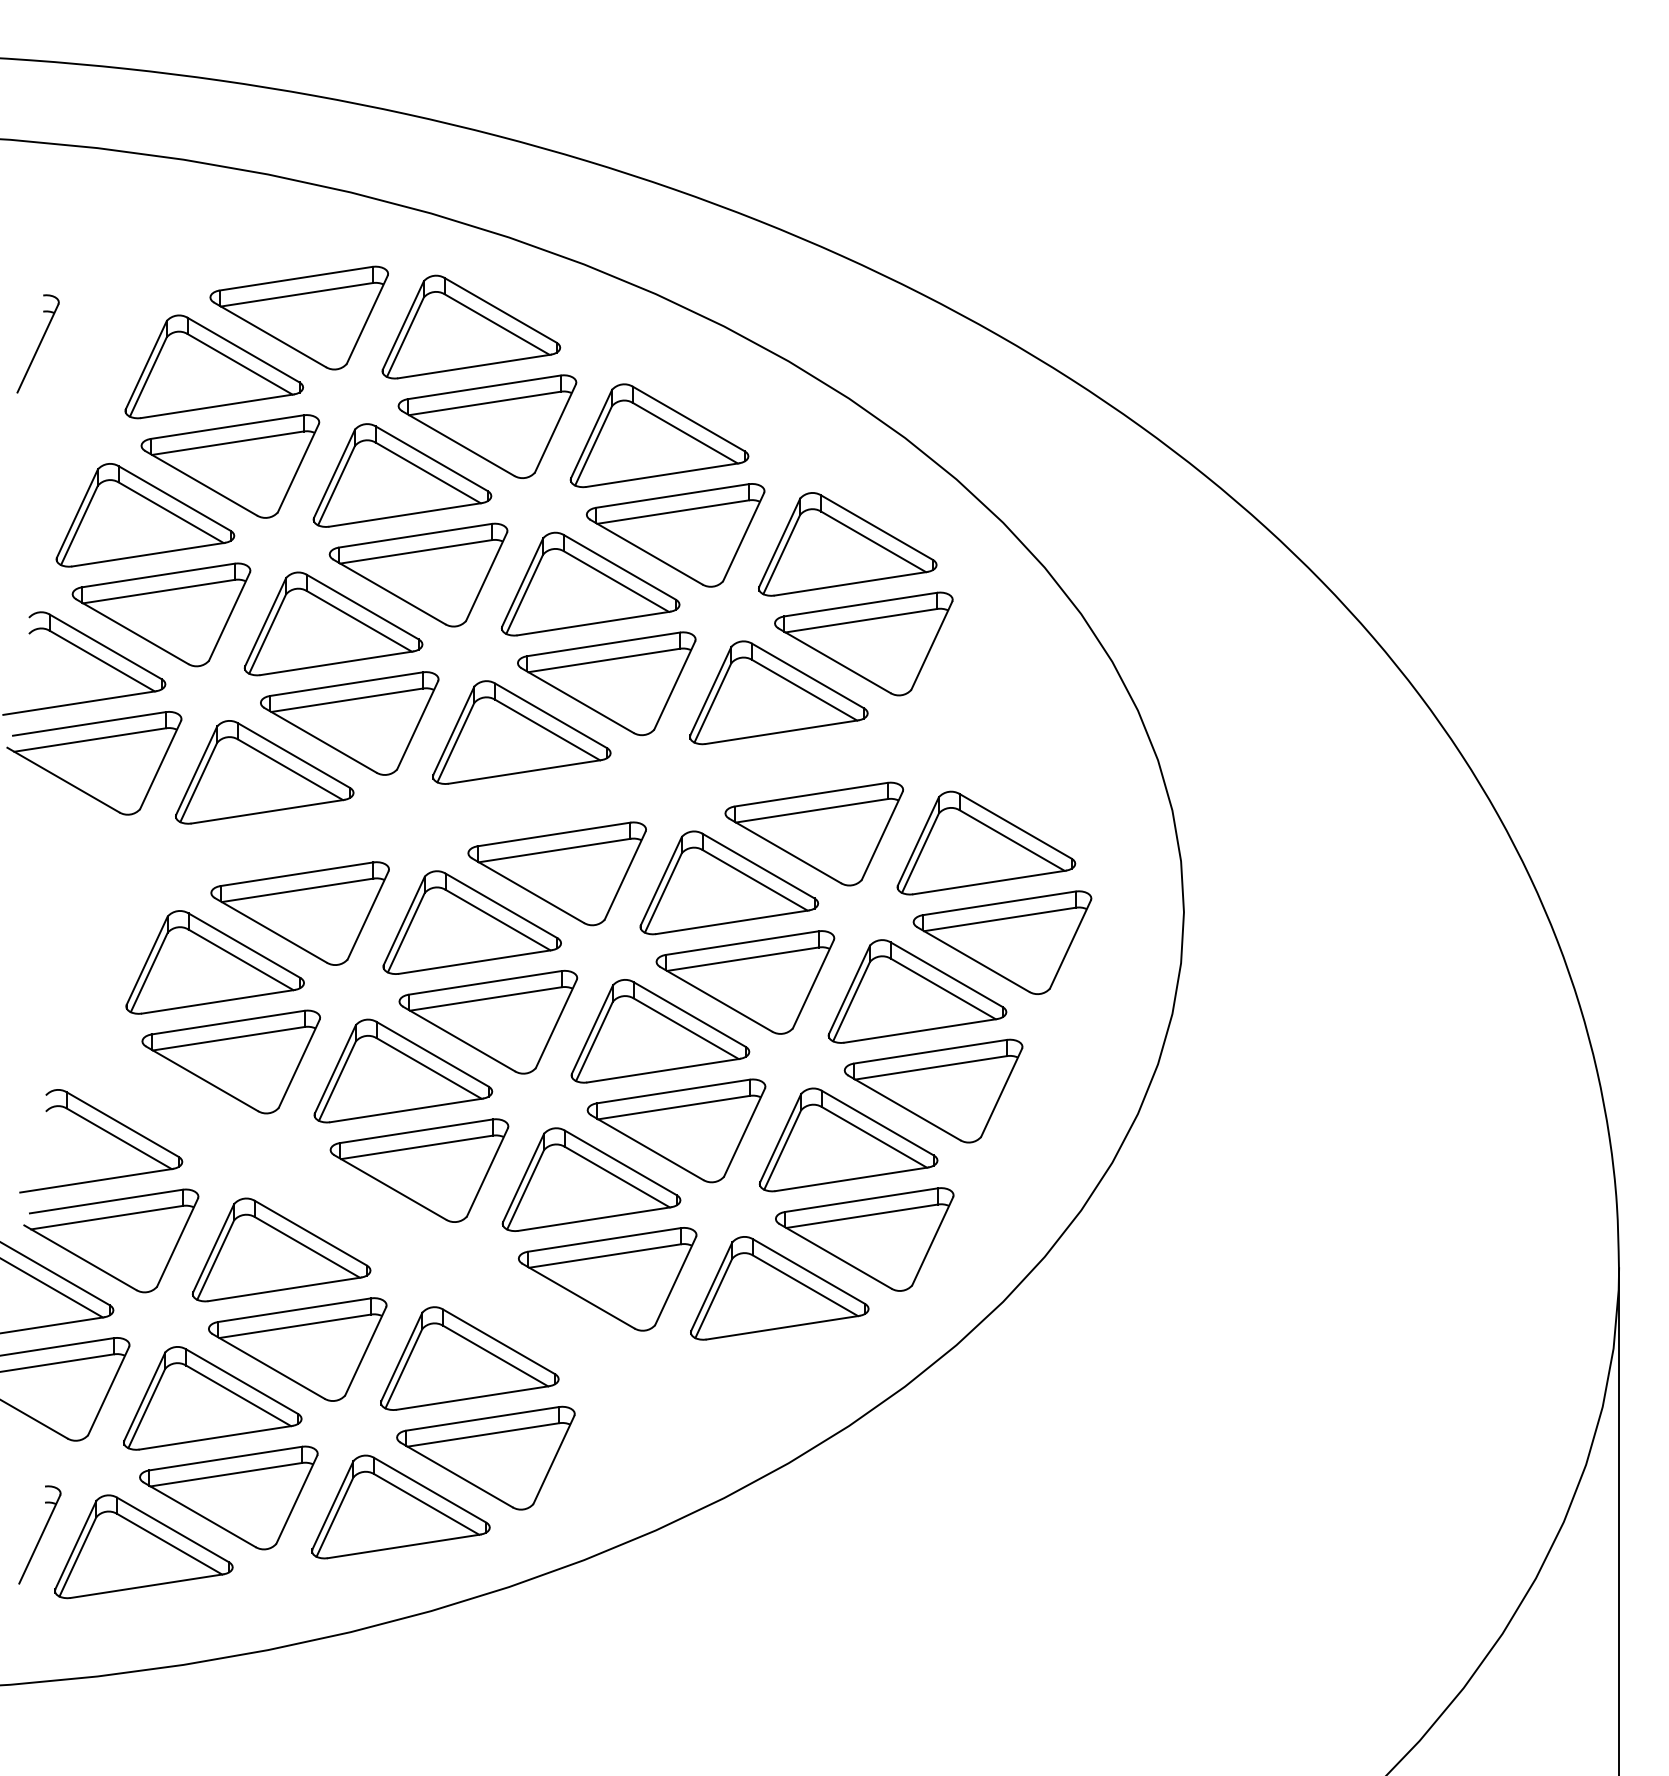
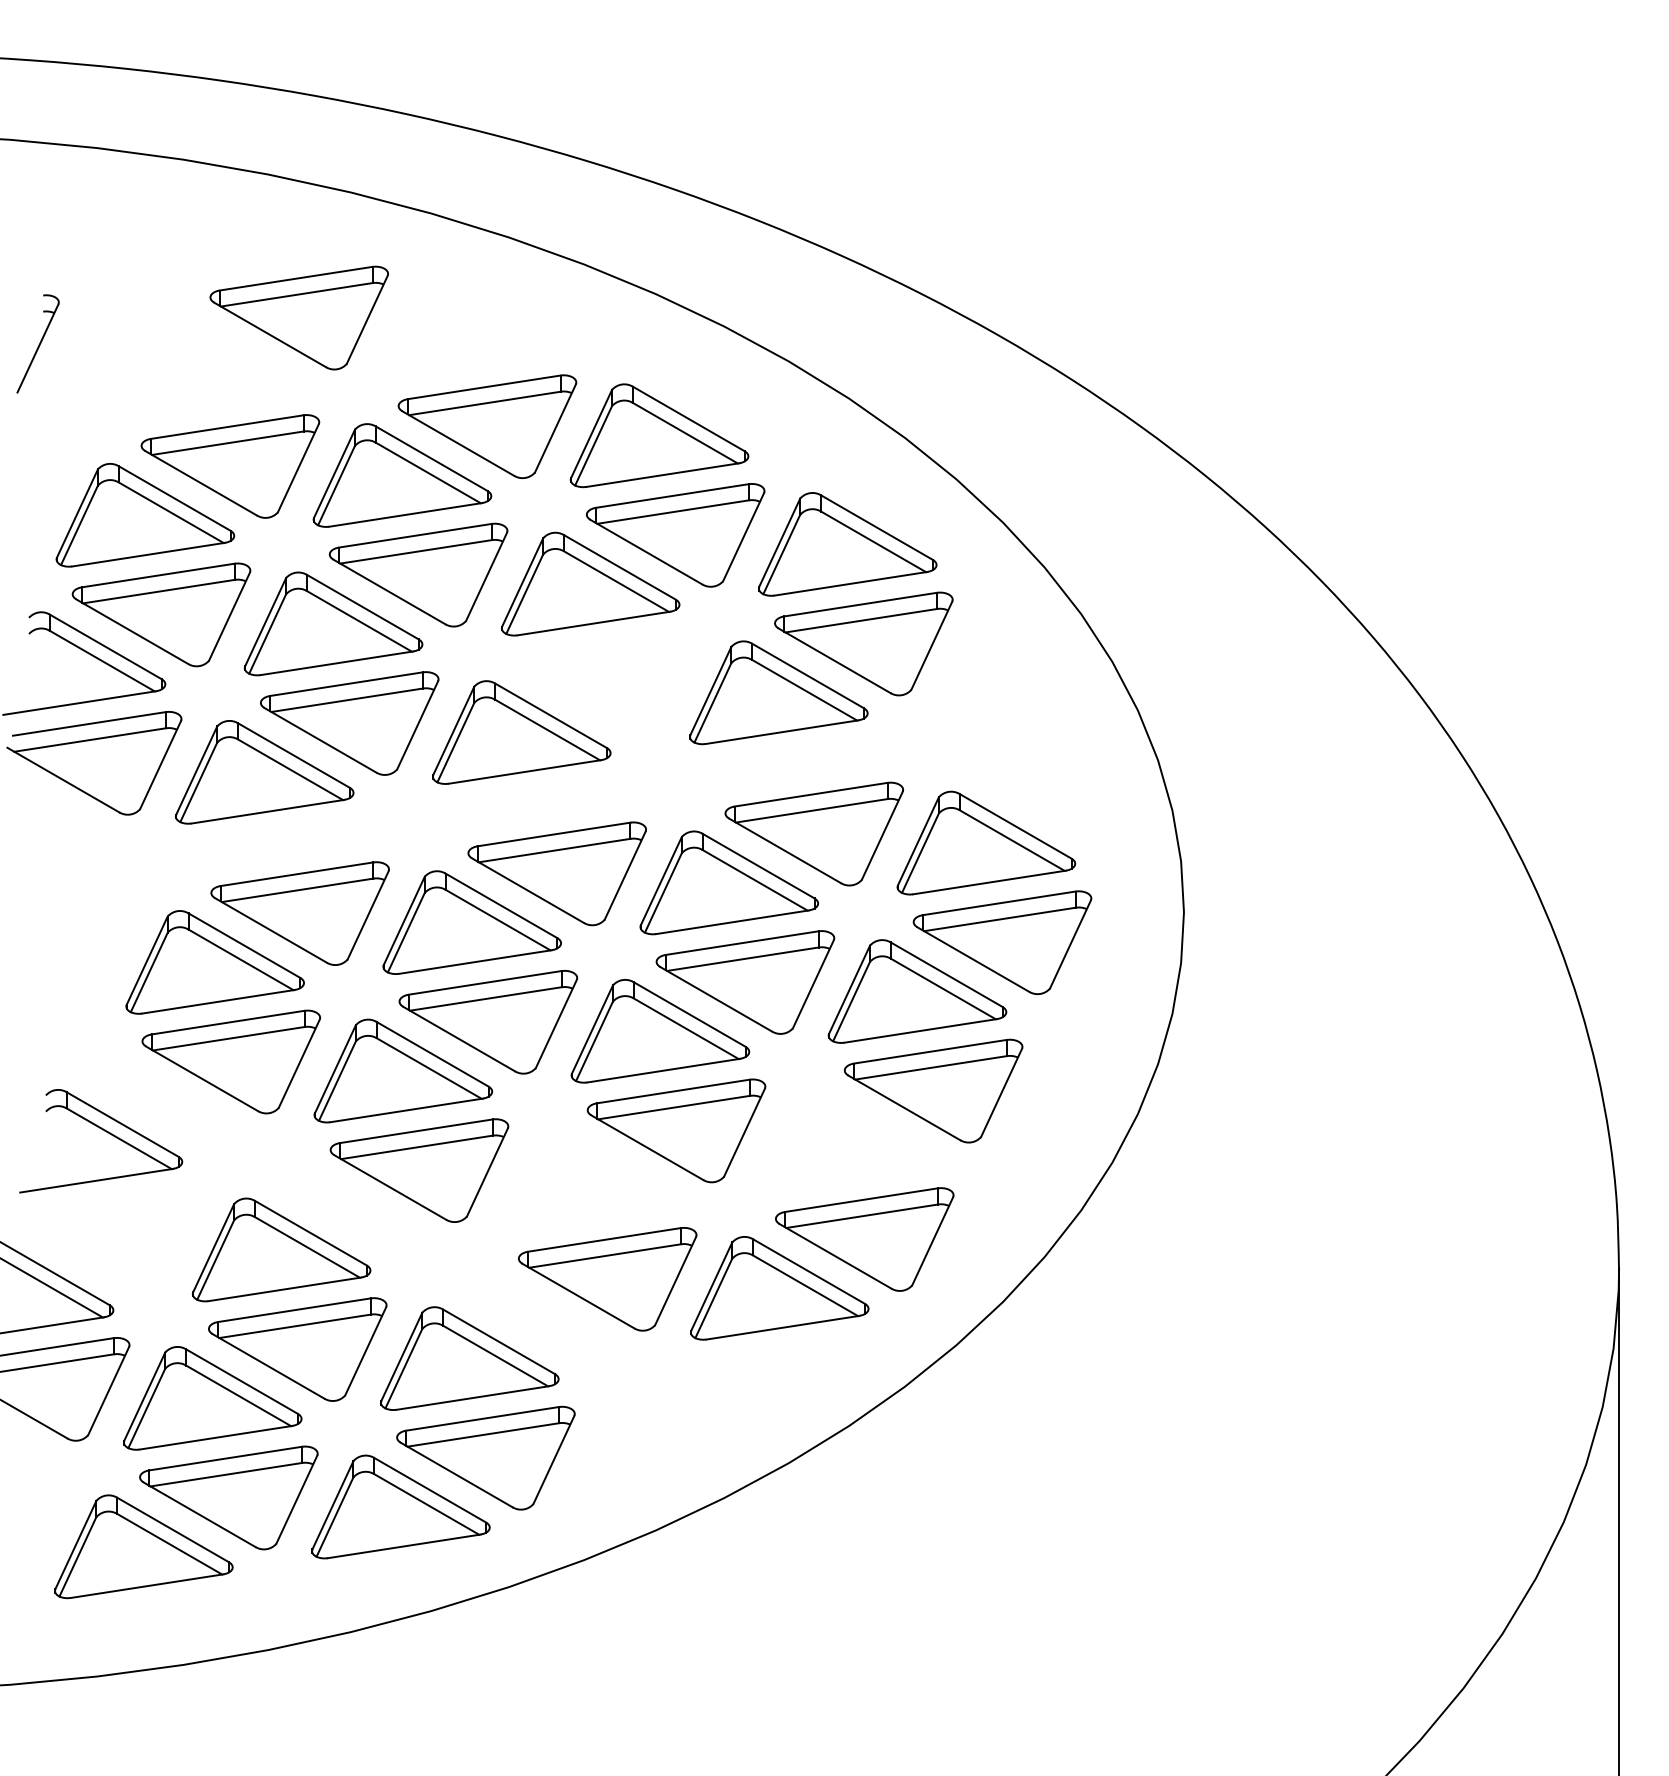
part: present -> none (471, 326)
part: present -> none (213, 366)
part: present -> none (606, 683)
part: present -> none (848, 1139)
part: present -> none (591, 1179)
part: present -> none (111, 1240)
part: present -> none (39, 1534)
